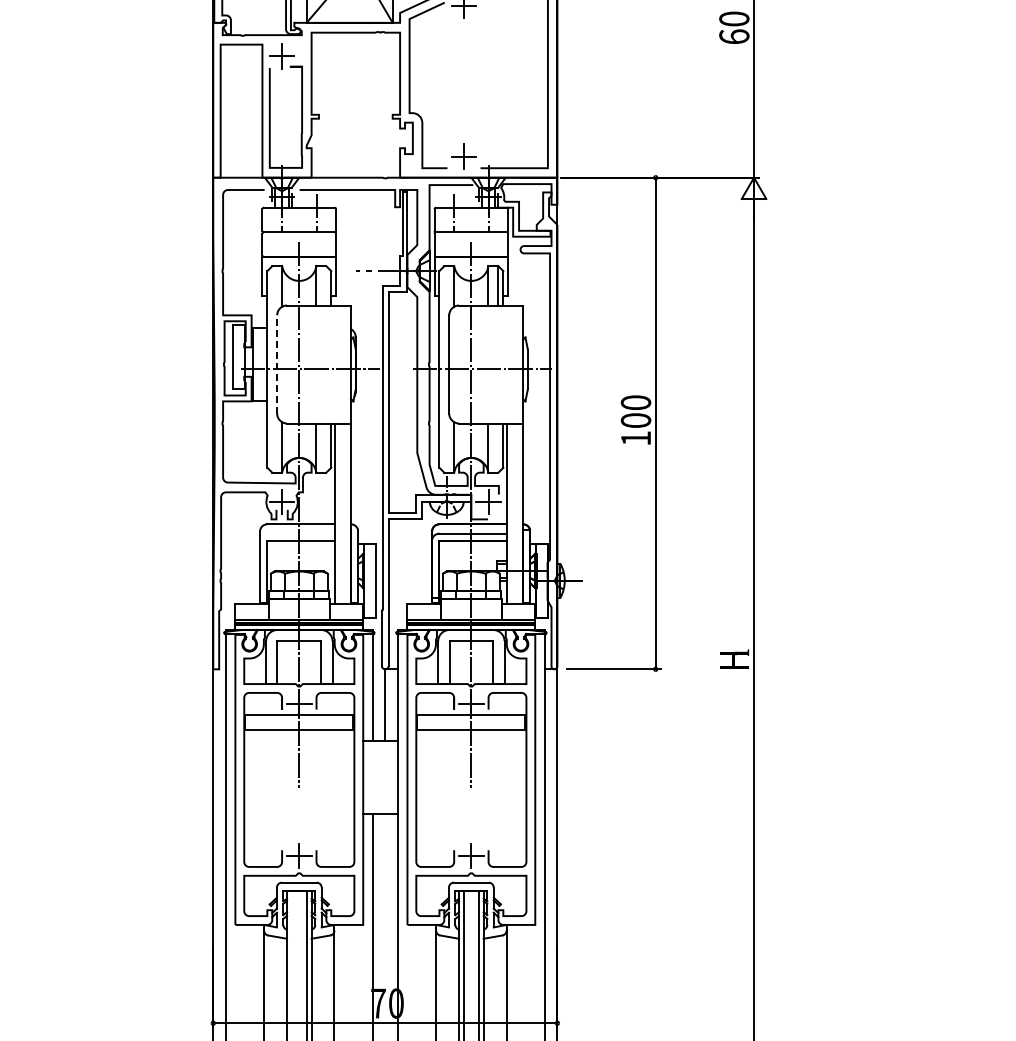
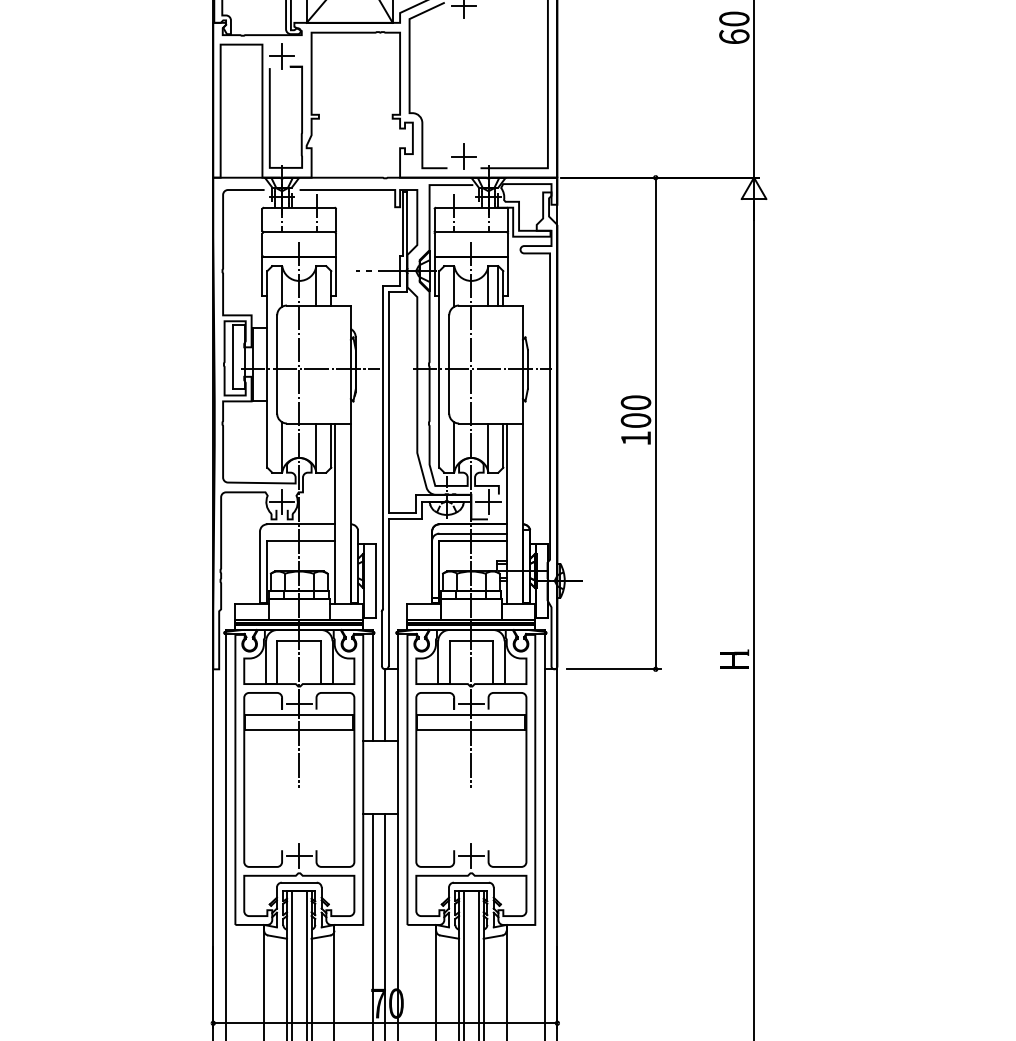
line: dashed -> solid (277, 364)
line: none -> present (385, 925)
line: none -> present (291, 963)
